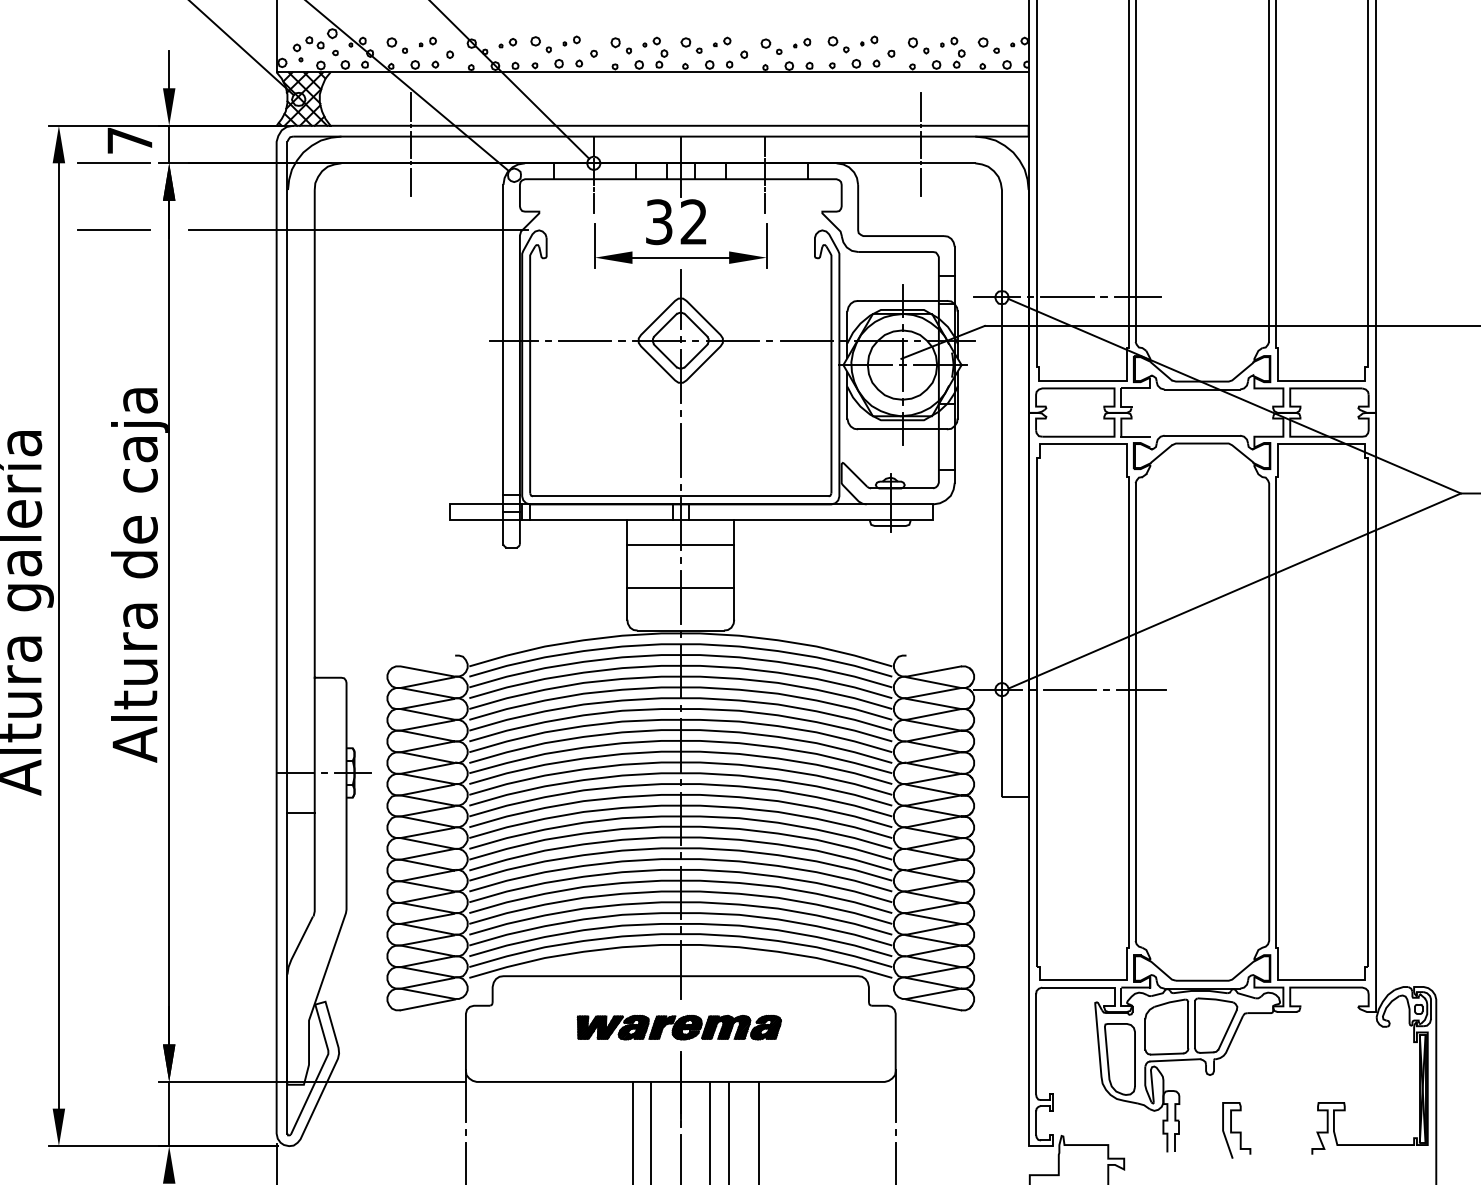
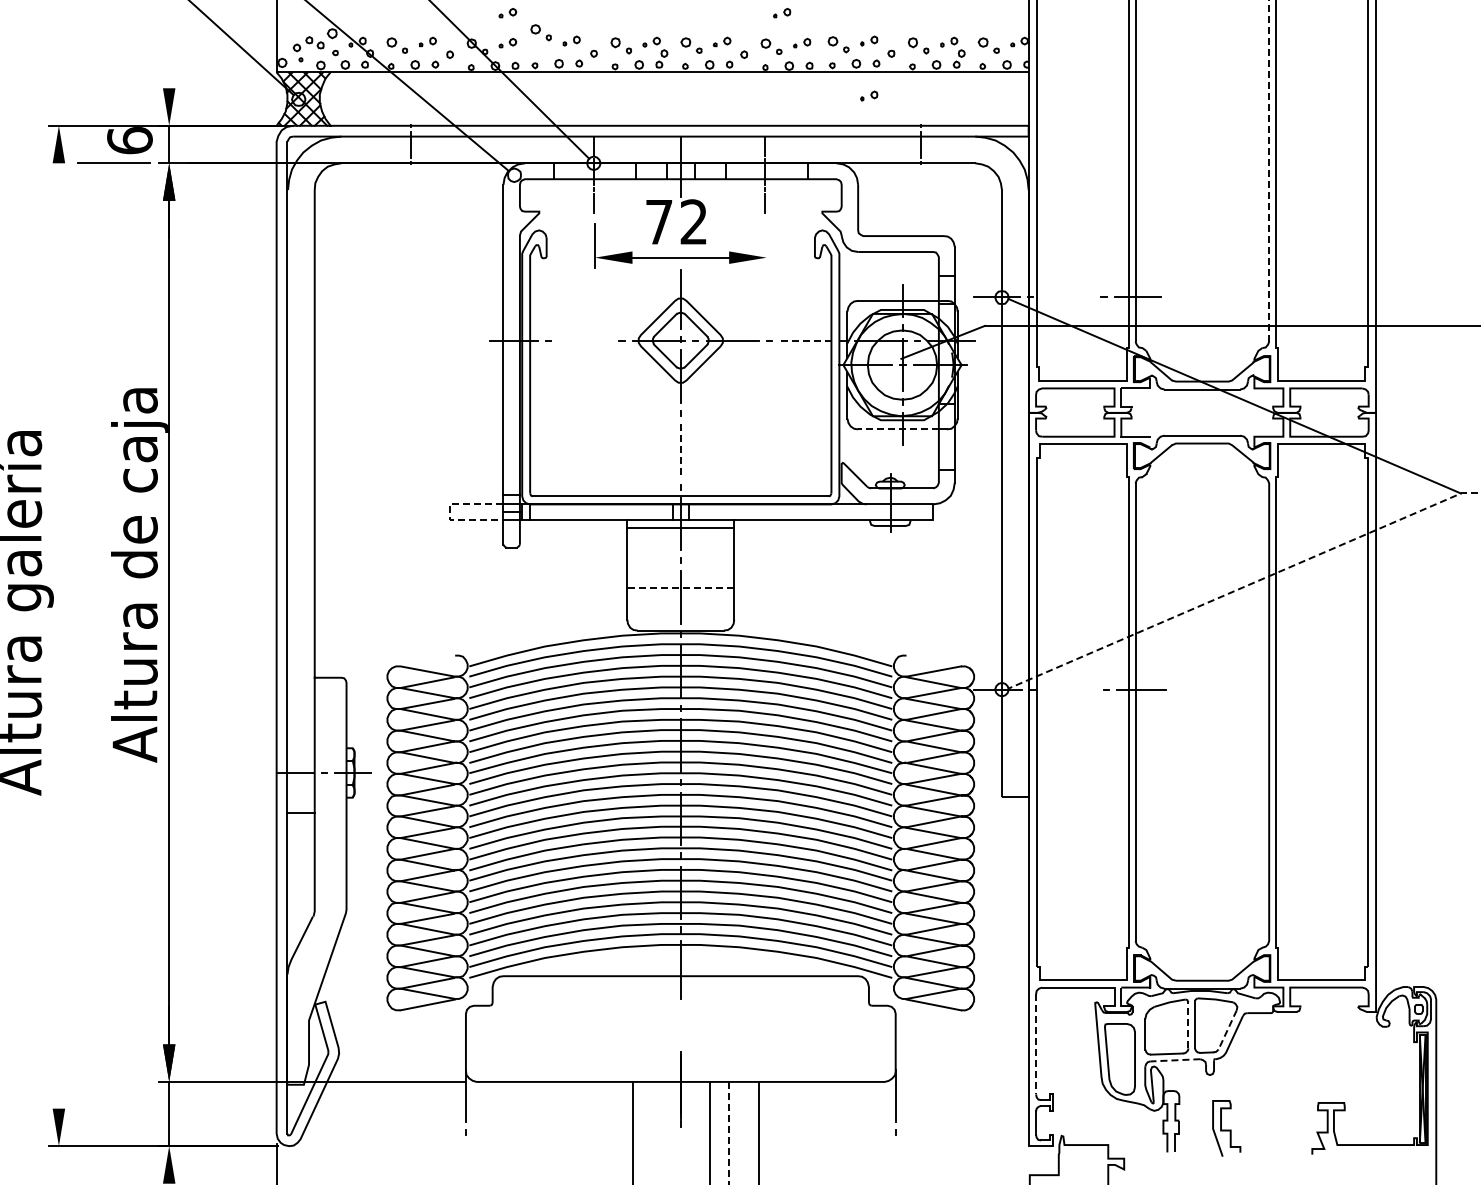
part: none -> present (782, 12)
part: none -> present (507, 13)
part position: (540, 44) -> (540, 32) (540, 32)
line: present -> none (169, 69)
part: none -> present (869, 95)
line: present -> none (411, 106)
line: present -> none (921, 106)
text: 7 -> 6 (129, 140)
line: solid -> dashed (1269, 171)
line: present -> none (411, 181)
line: present -> none (921, 181)
text: 32 -> 72 (659, 222)
line: present -> none (114, 230)
line: present -> none (358, 230)
line: present -> none (766, 246)
line: present -> none (1067, 297)
line: present -> none (585, 340)
line: solid -> dashed (807, 340)
line: solid -> dashed (898, 429)
line: solid -> dashed (680, 450)
line: solid -> dashed (450, 512)
line position: (680, 544) -> (680, 527) (680, 527)
line: solid -> dashed (1244, 586)
line: solid -> dashed (680, 587)
line: present -> none (58, 635)
line: present -> none (1069, 689)
line: solid -> dashed (1188, 1024)
part: present -> none (678, 1027)
line: solid -> dashed (1227, 1029)
line: solid -> dashed (1036, 1044)
line: solid -> dashed (1174, 1060)
line: present -> none (651, 1131)
curve position: (1236, 1131) -> (1226, 1129) (1226, 1129)
line: solid -> dashed (729, 1133)
line: present -> none (680, 1157)
line: present -> none (465, 1162)
line: present -> none (895, 1162)
